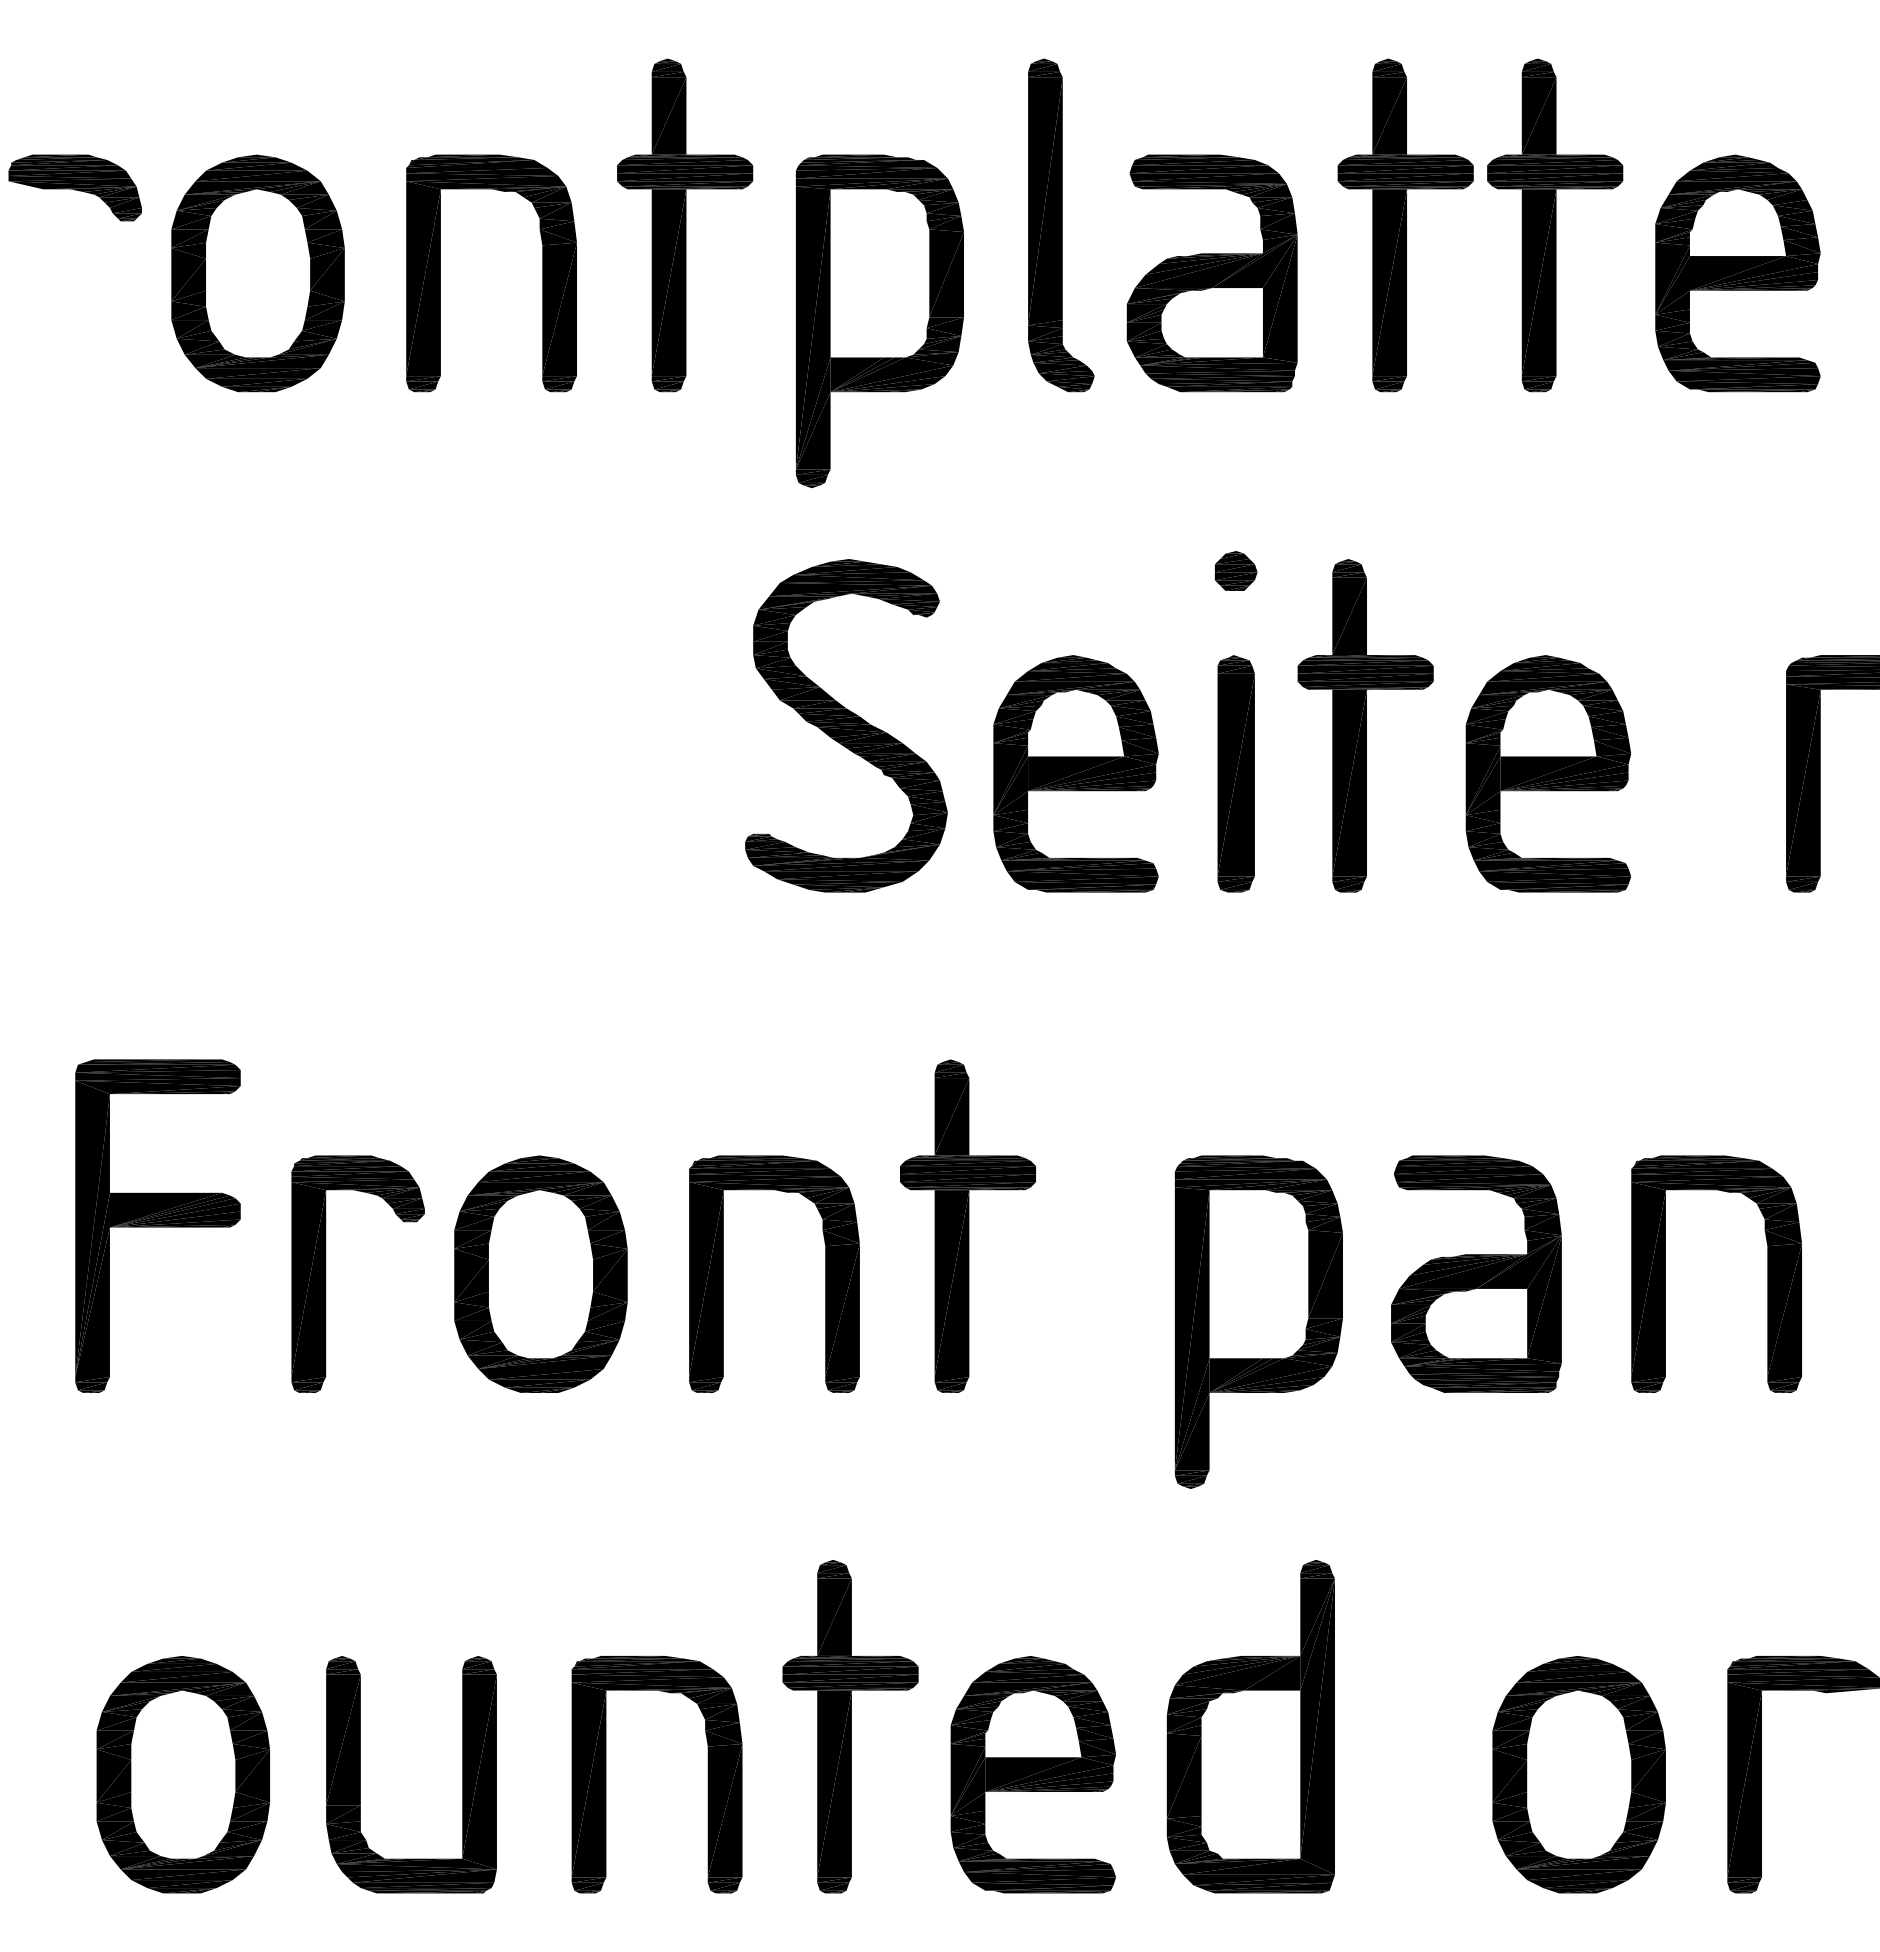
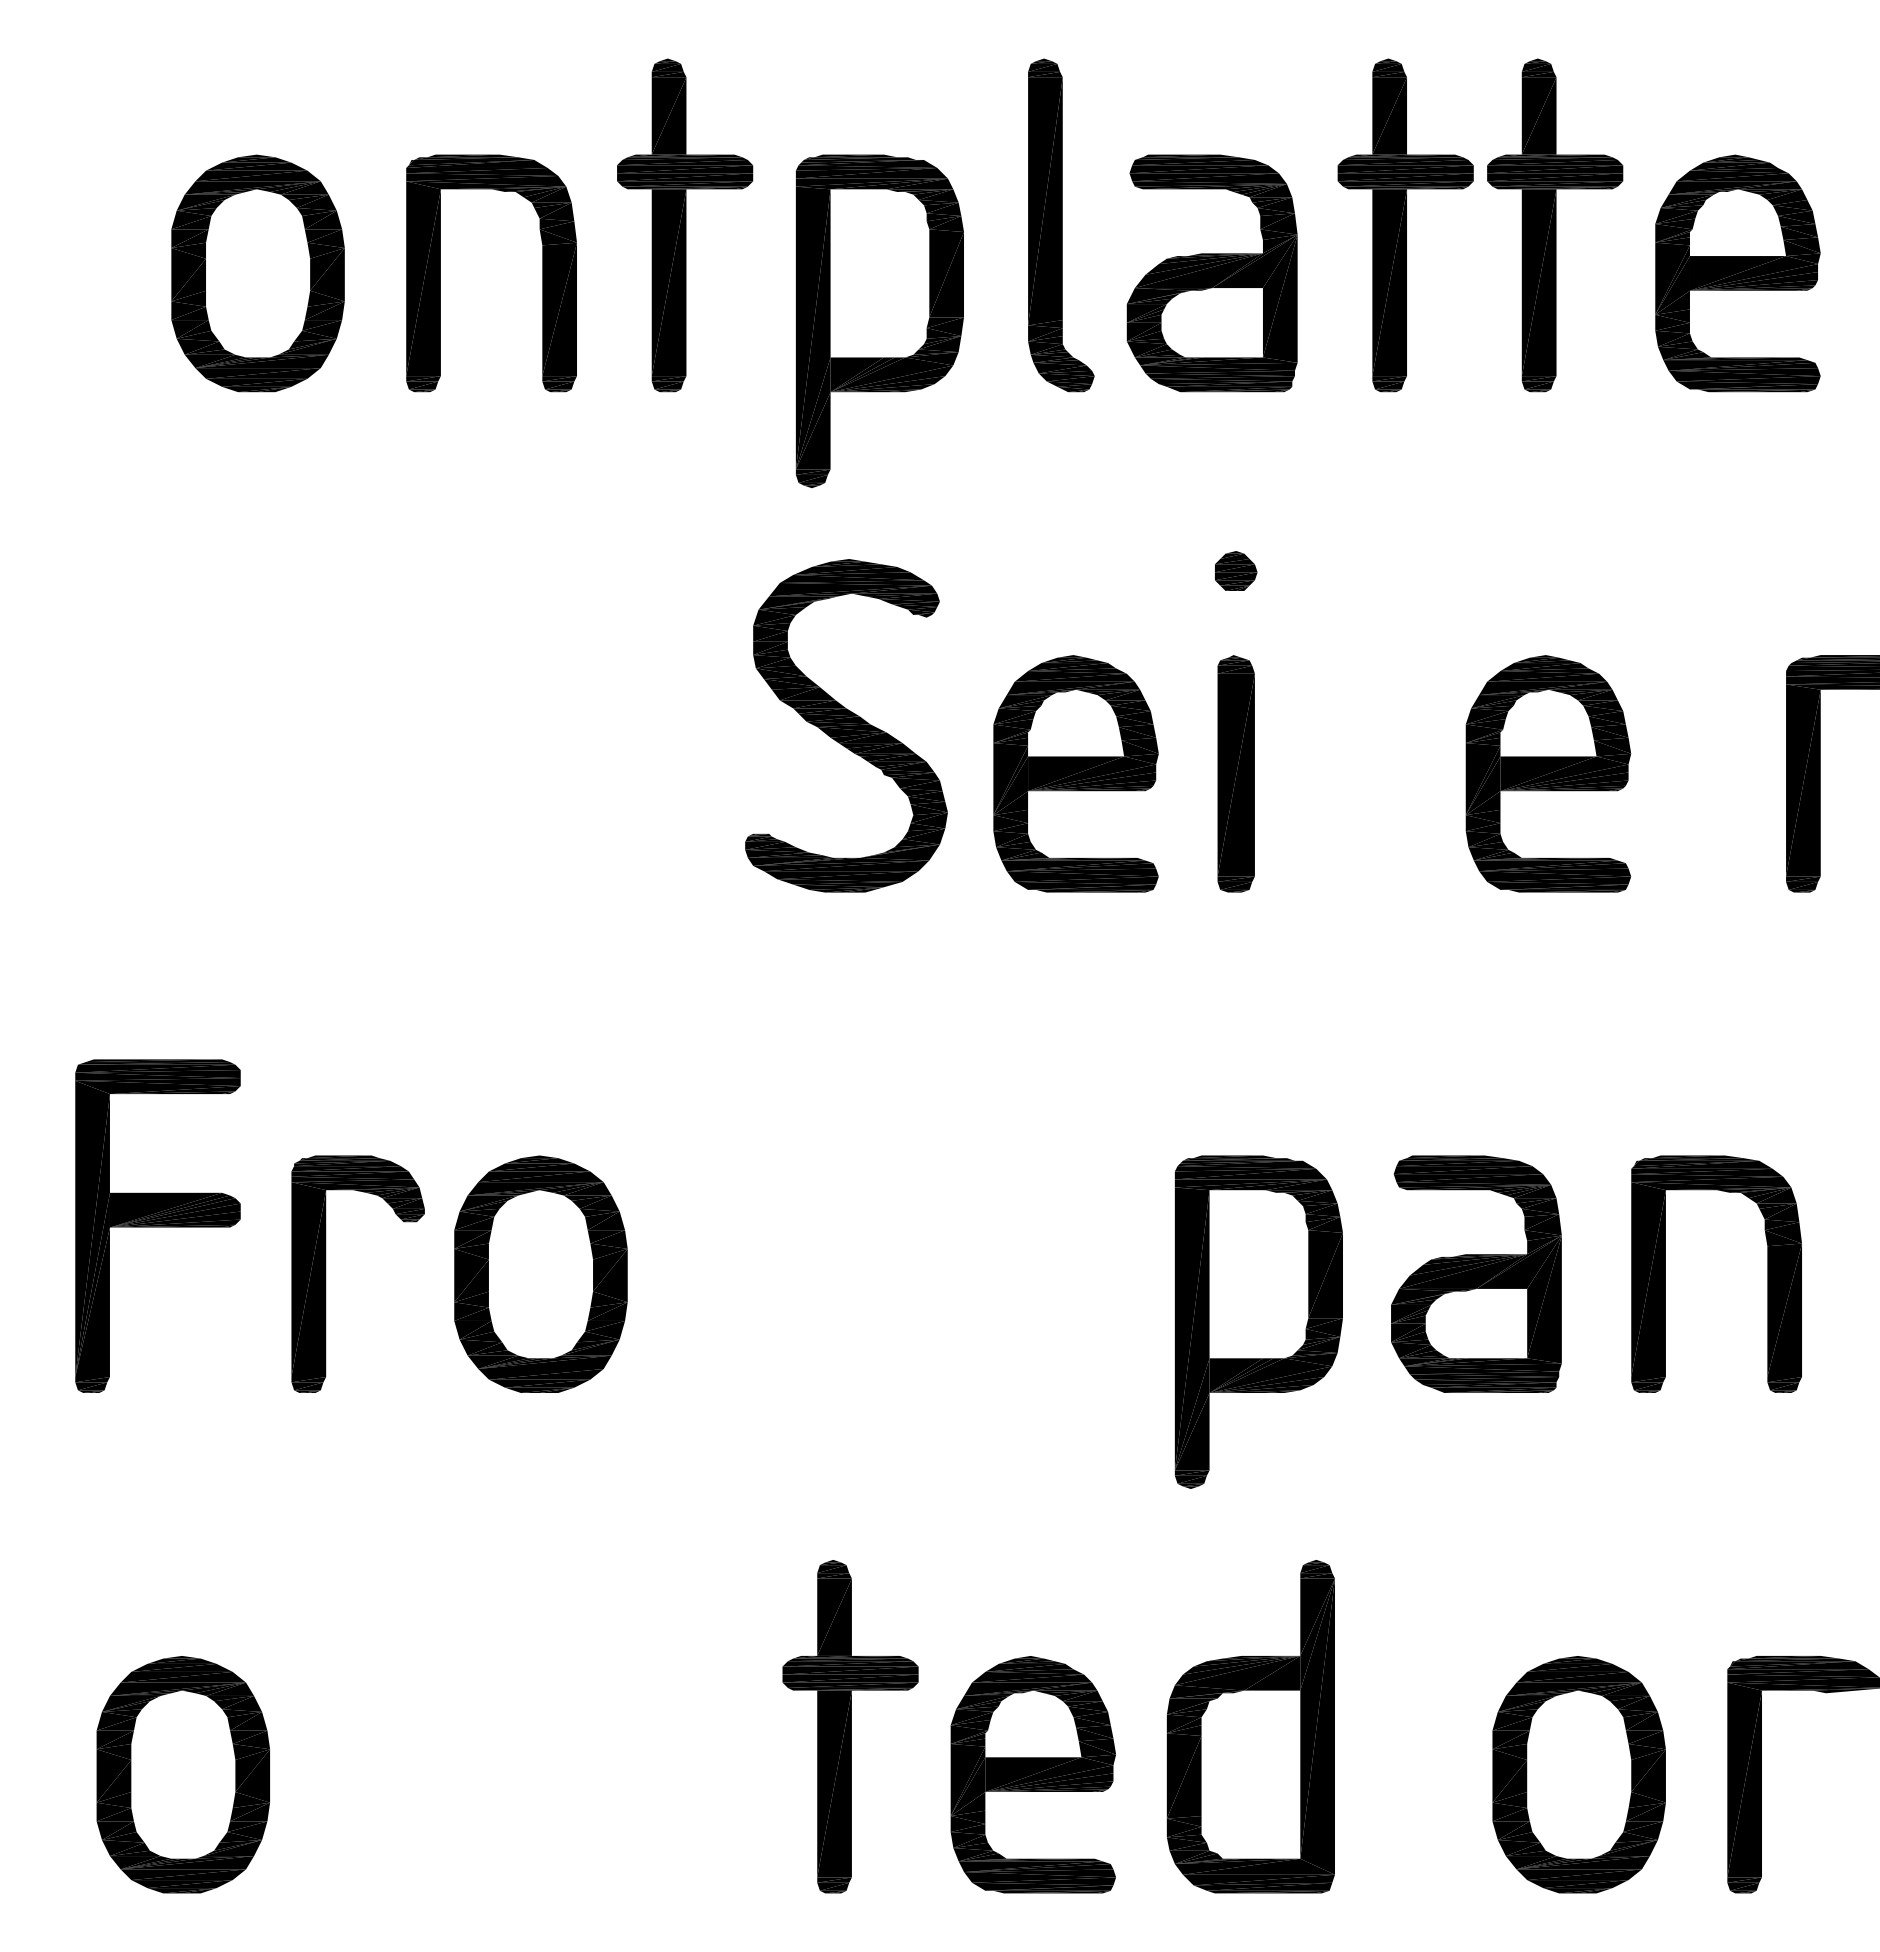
part: present -> none (74, 187)
part: present -> none (1365, 725)
part: present -> none (967, 1225)
part: present -> none (723, 1273)
part: present -> none (360, 1774)
part: present -> none (606, 1774)
